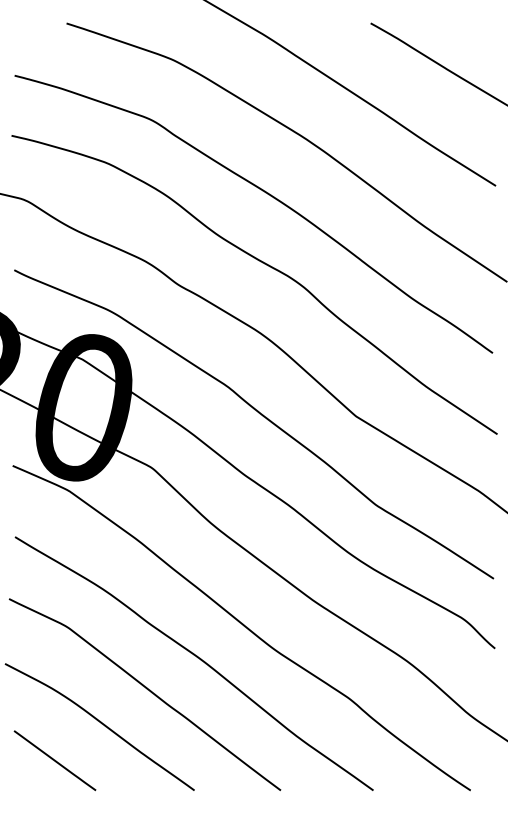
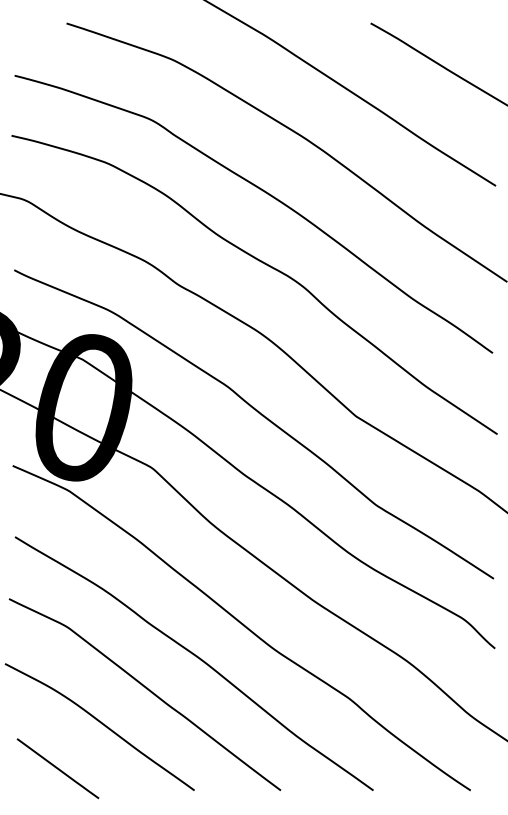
line position: (54, 760) -> (57, 768) (57, 768)
